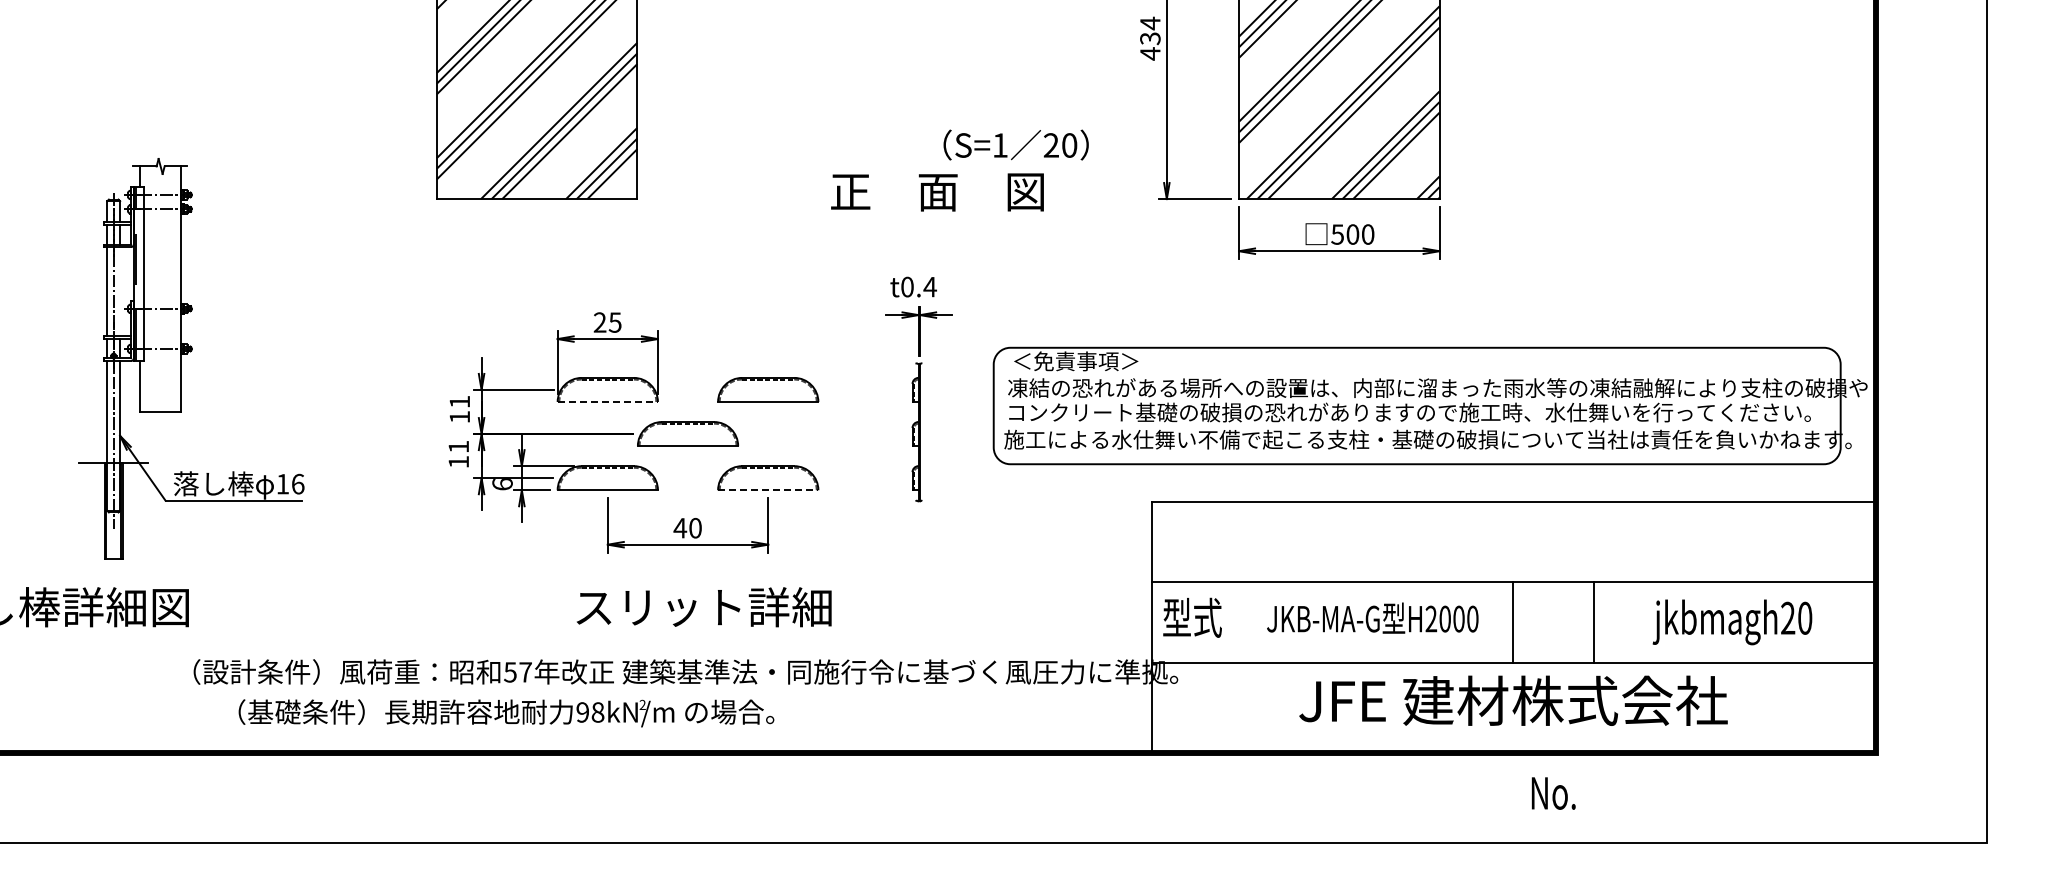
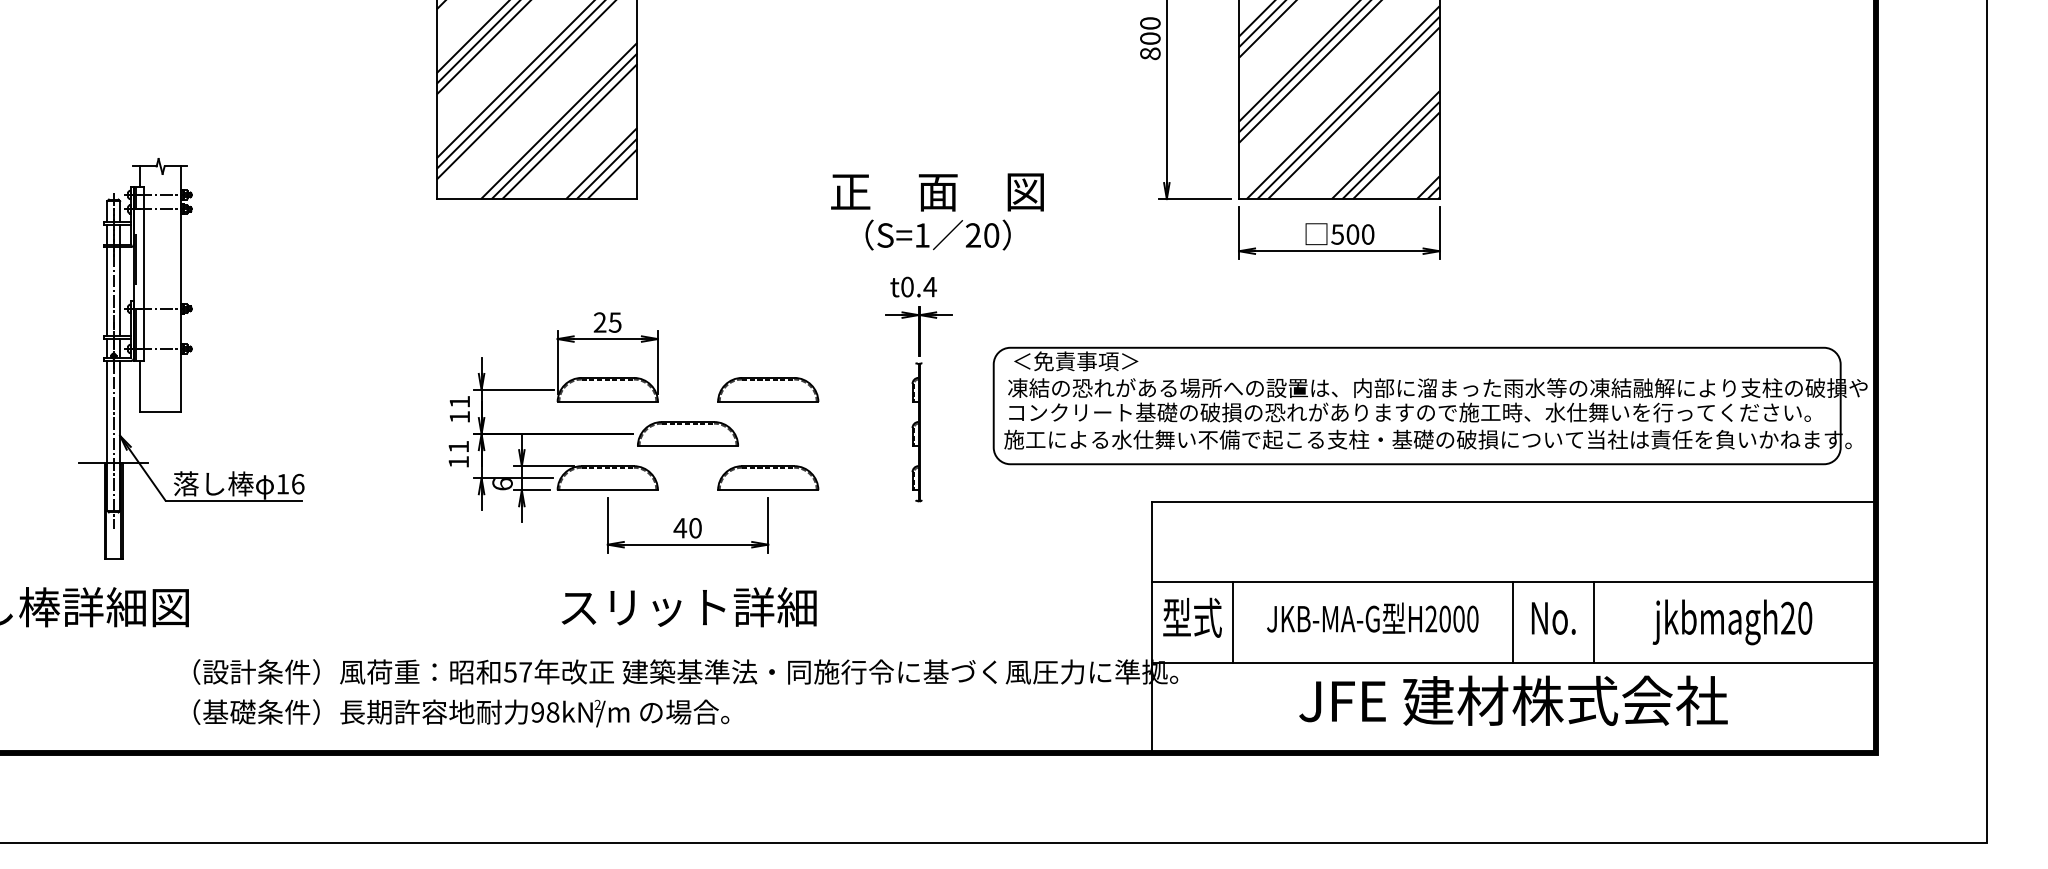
text: 434 -> 800 (1150, 38)
text position: (1015, 144) -> (937, 234) (937, 234)
line: none -> present (120, 291)
line: dashed -> solid (608, 402)
line: dashed -> solid (768, 490)
text position: (703, 607) -> (688, 607) (688, 607)
line: none -> present (1232, 622)
text position: (506, 713) -> (461, 713) (461, 713)
text position: (1553, 793) -> (1553, 618) (1553, 618)
